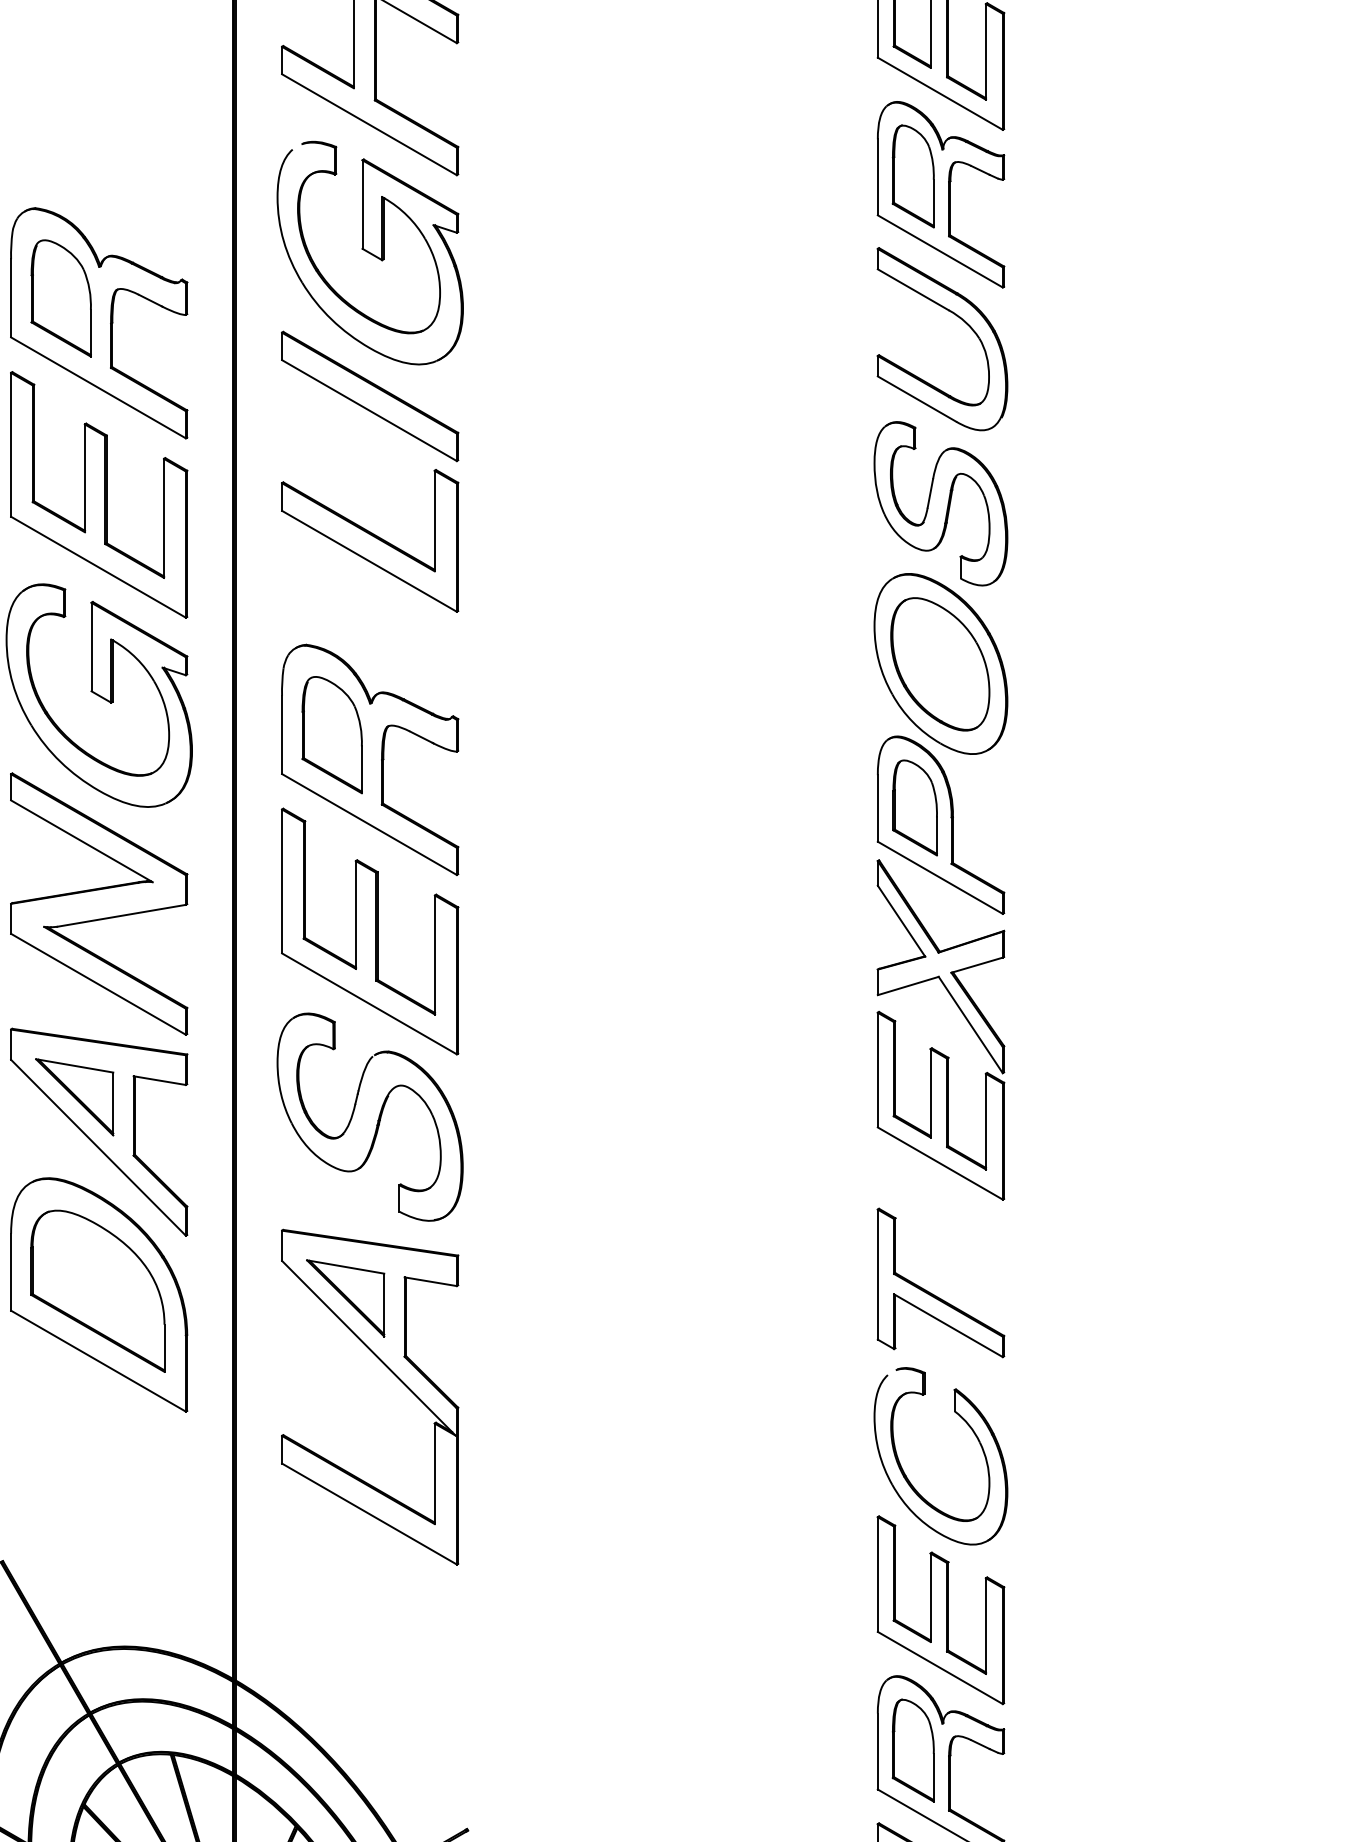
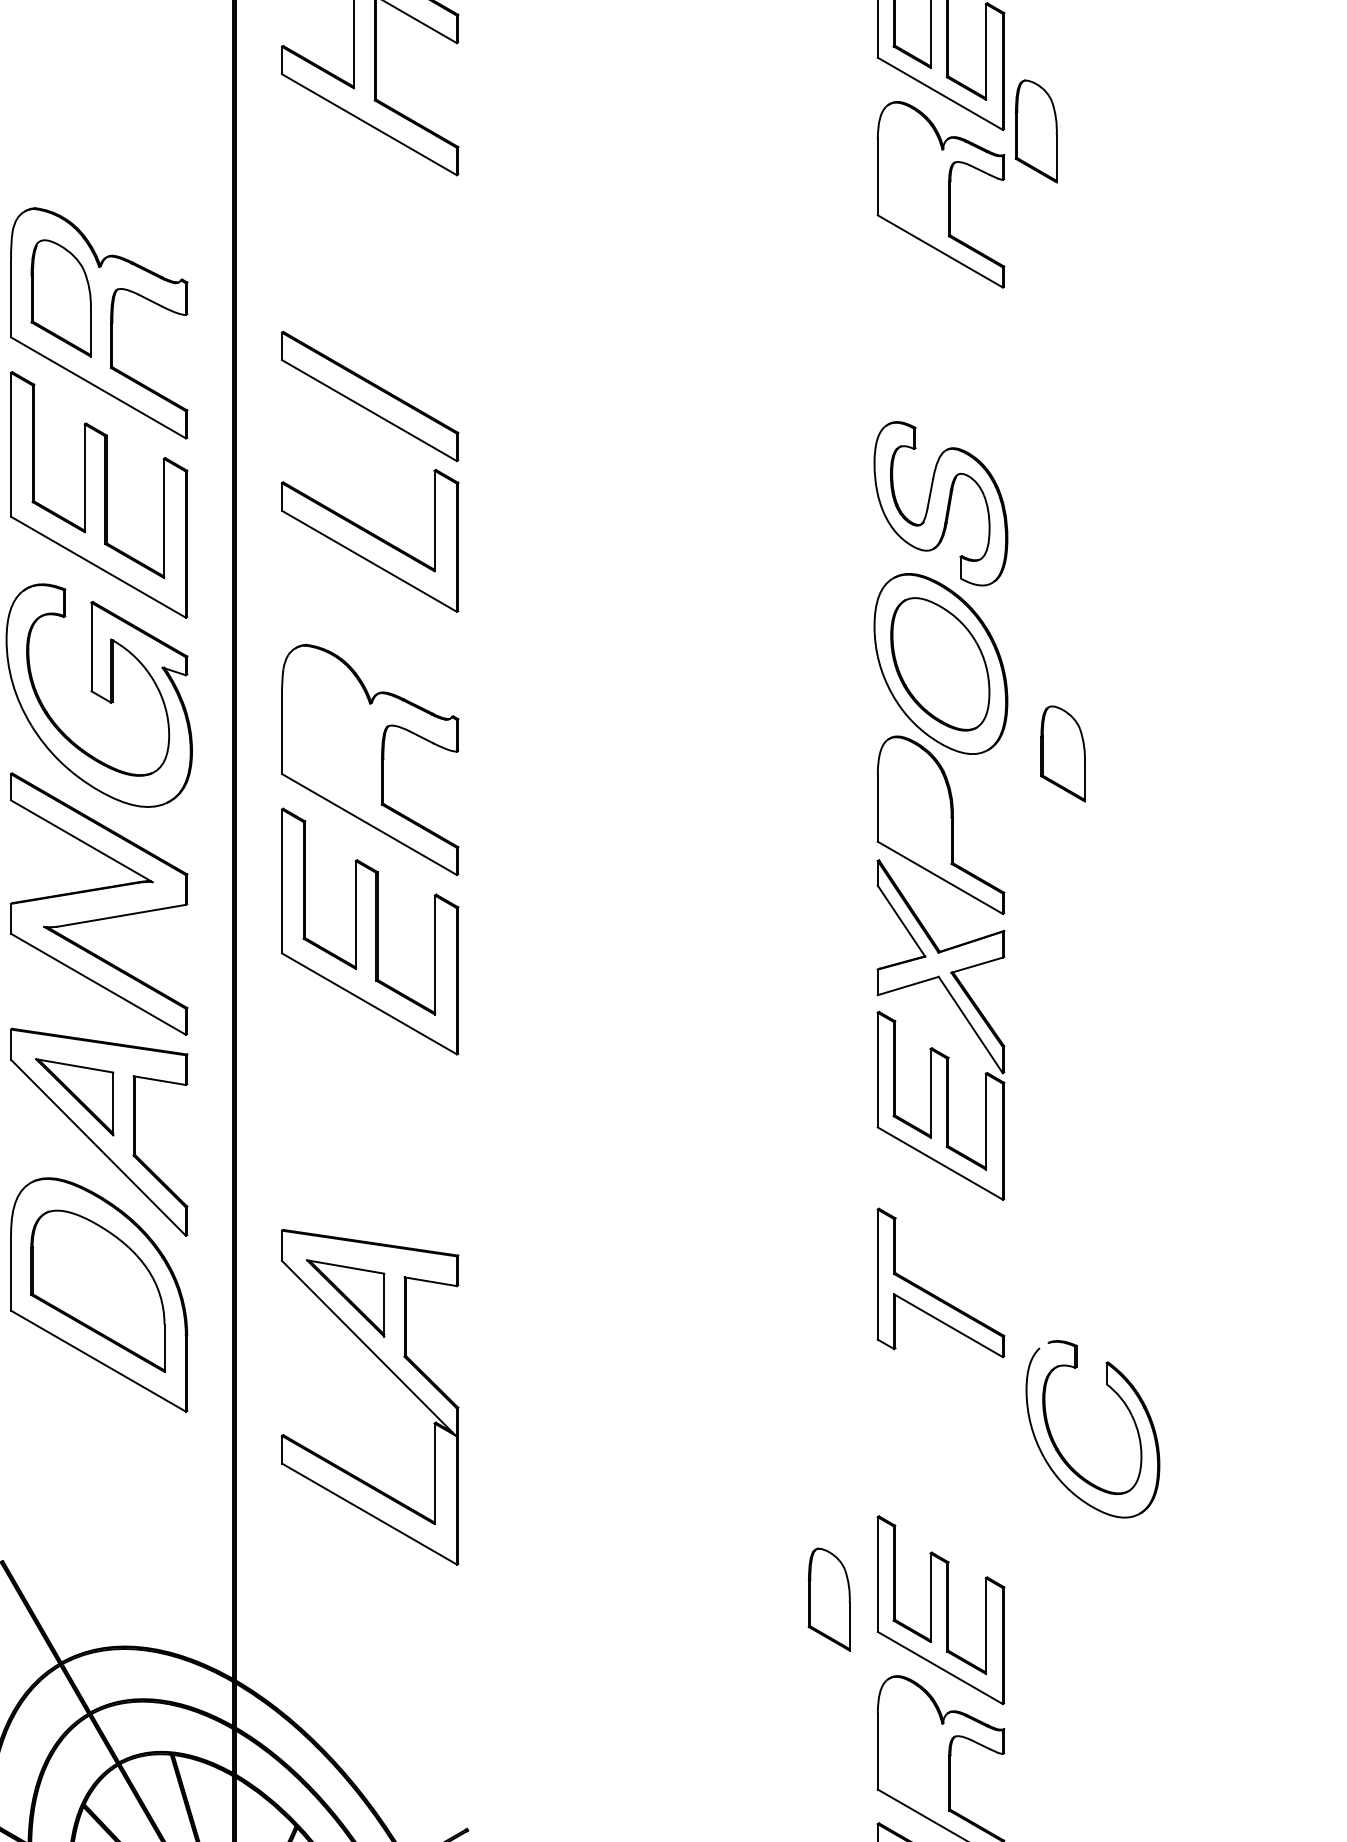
part position: (912, 176) -> (1035, 131) (1035, 131)
part: present -> none (369, 253)
part: present -> none (960, 319)
part: present -> none (331, 735)
part position: (914, 807) -> (1062, 753) (1062, 753)
part: present -> none (369, 1116)
part position: (908, 1478) -> (1060, 1451) (1060, 1451)
part position: (912, 1750) -> (828, 1599) (828, 1599)
